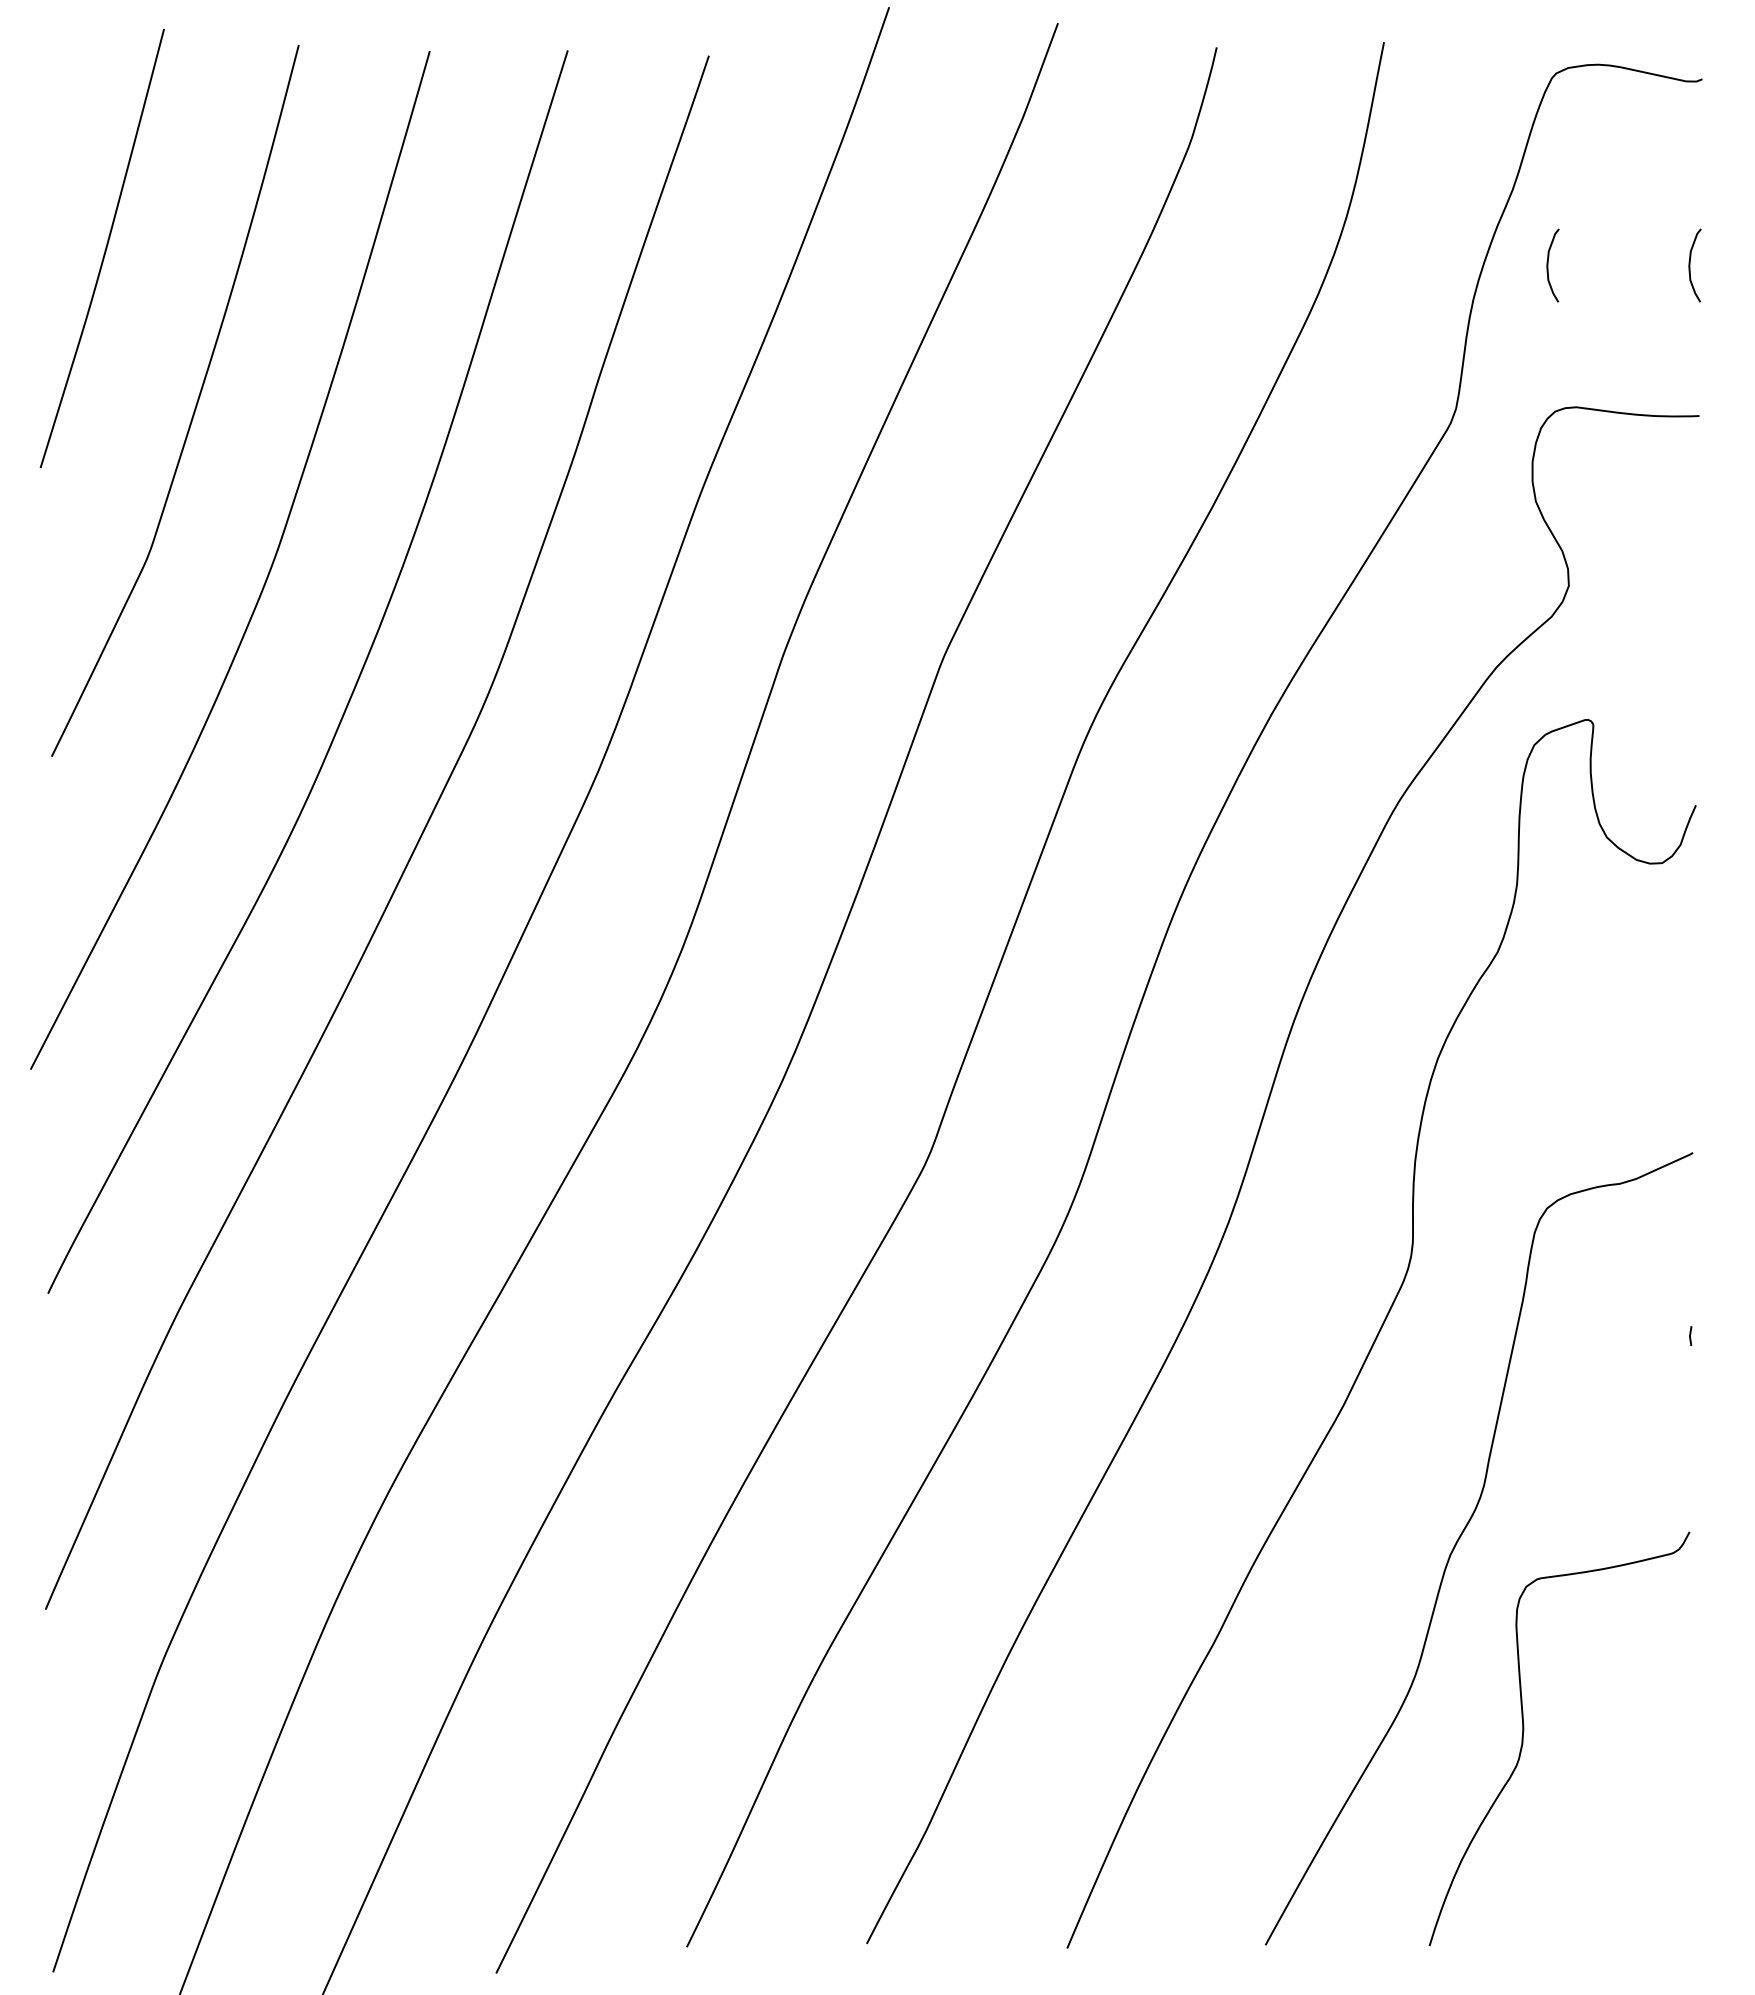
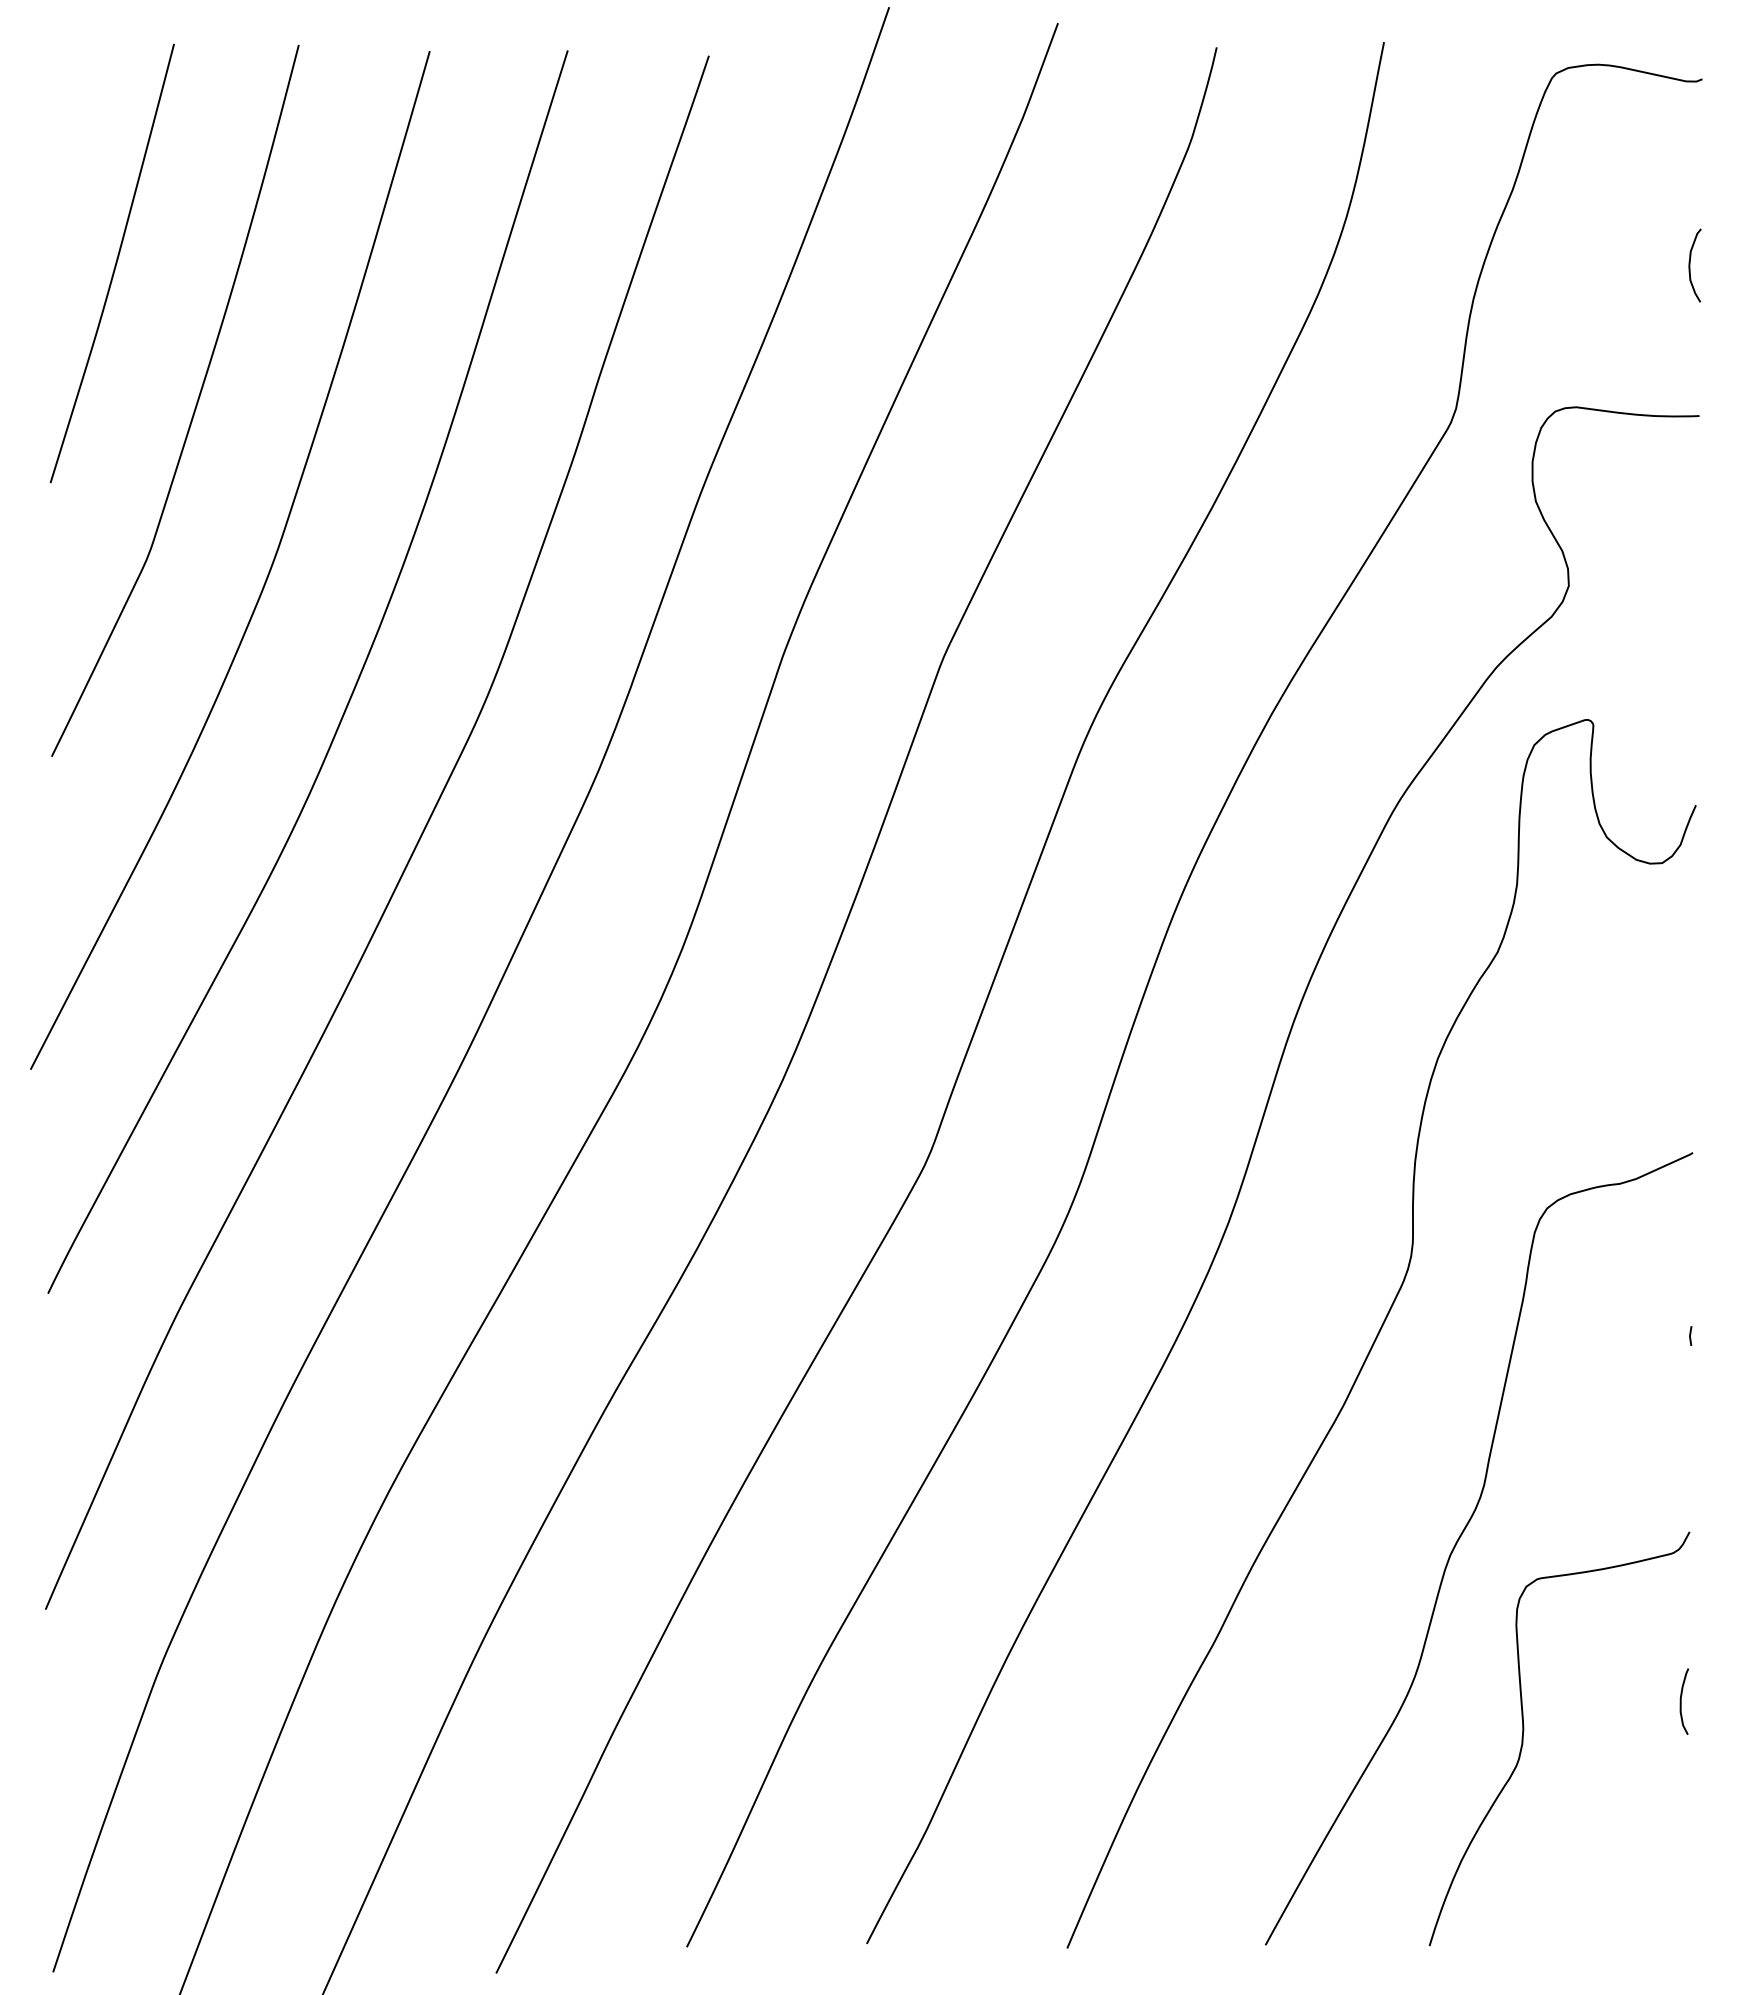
curve position: (104, 250) -> (114, 265) (114, 265)
curve: present -> none (1548, 265)
curve: none -> present (1681, 1701)
